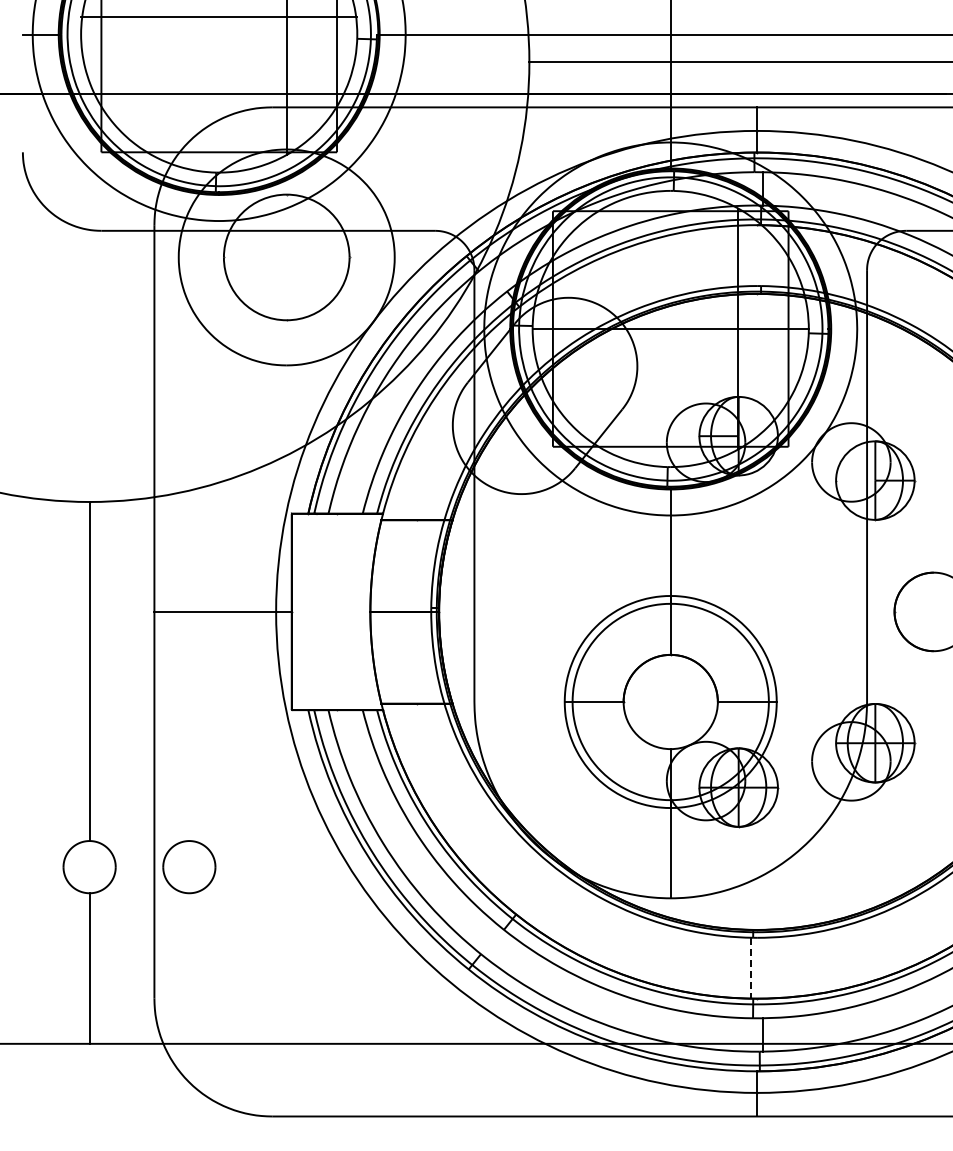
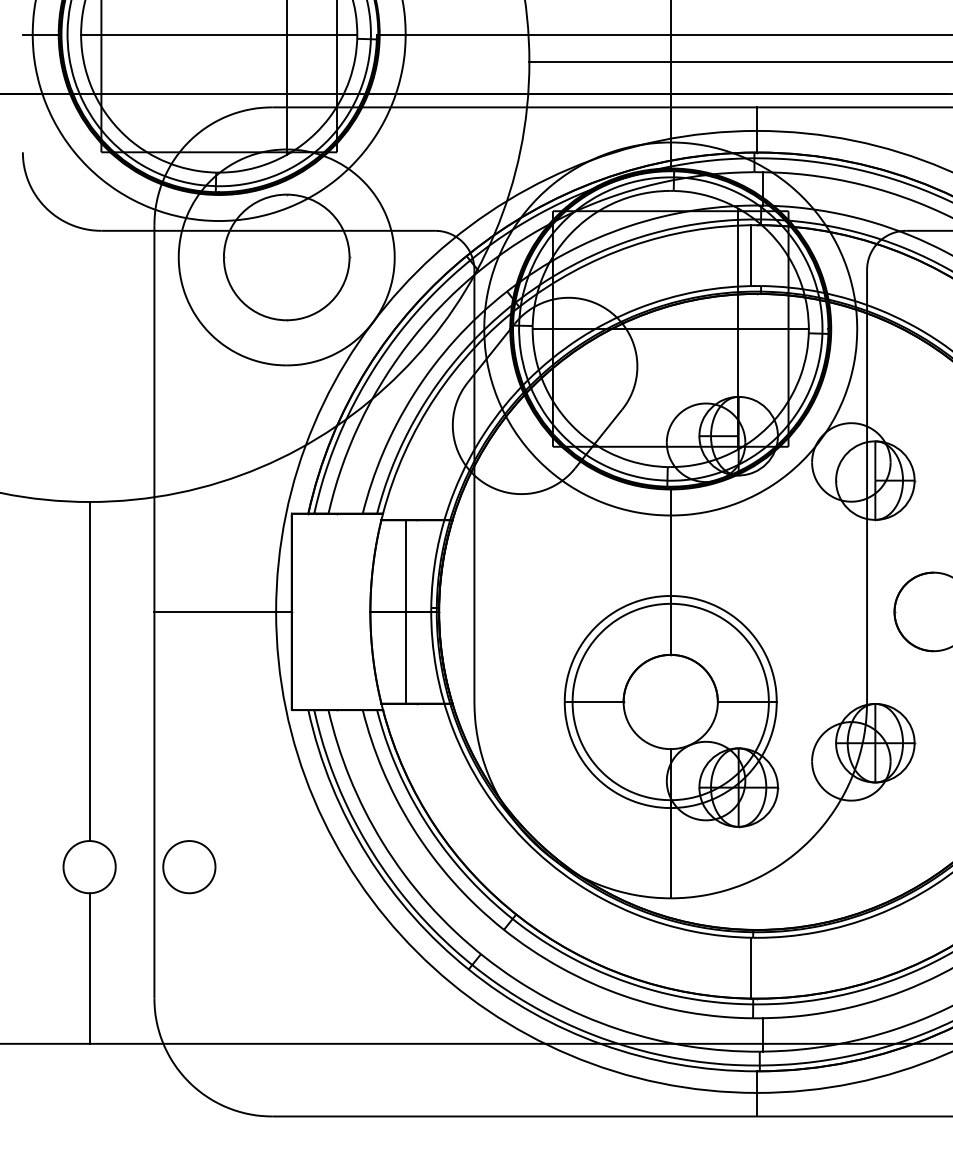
line position: (219, 16) -> (219, 34) (219, 34)
line: none -> present (750, 255)
line: none -> present (405, 611)
line: dashed -> solid (750, 968)
